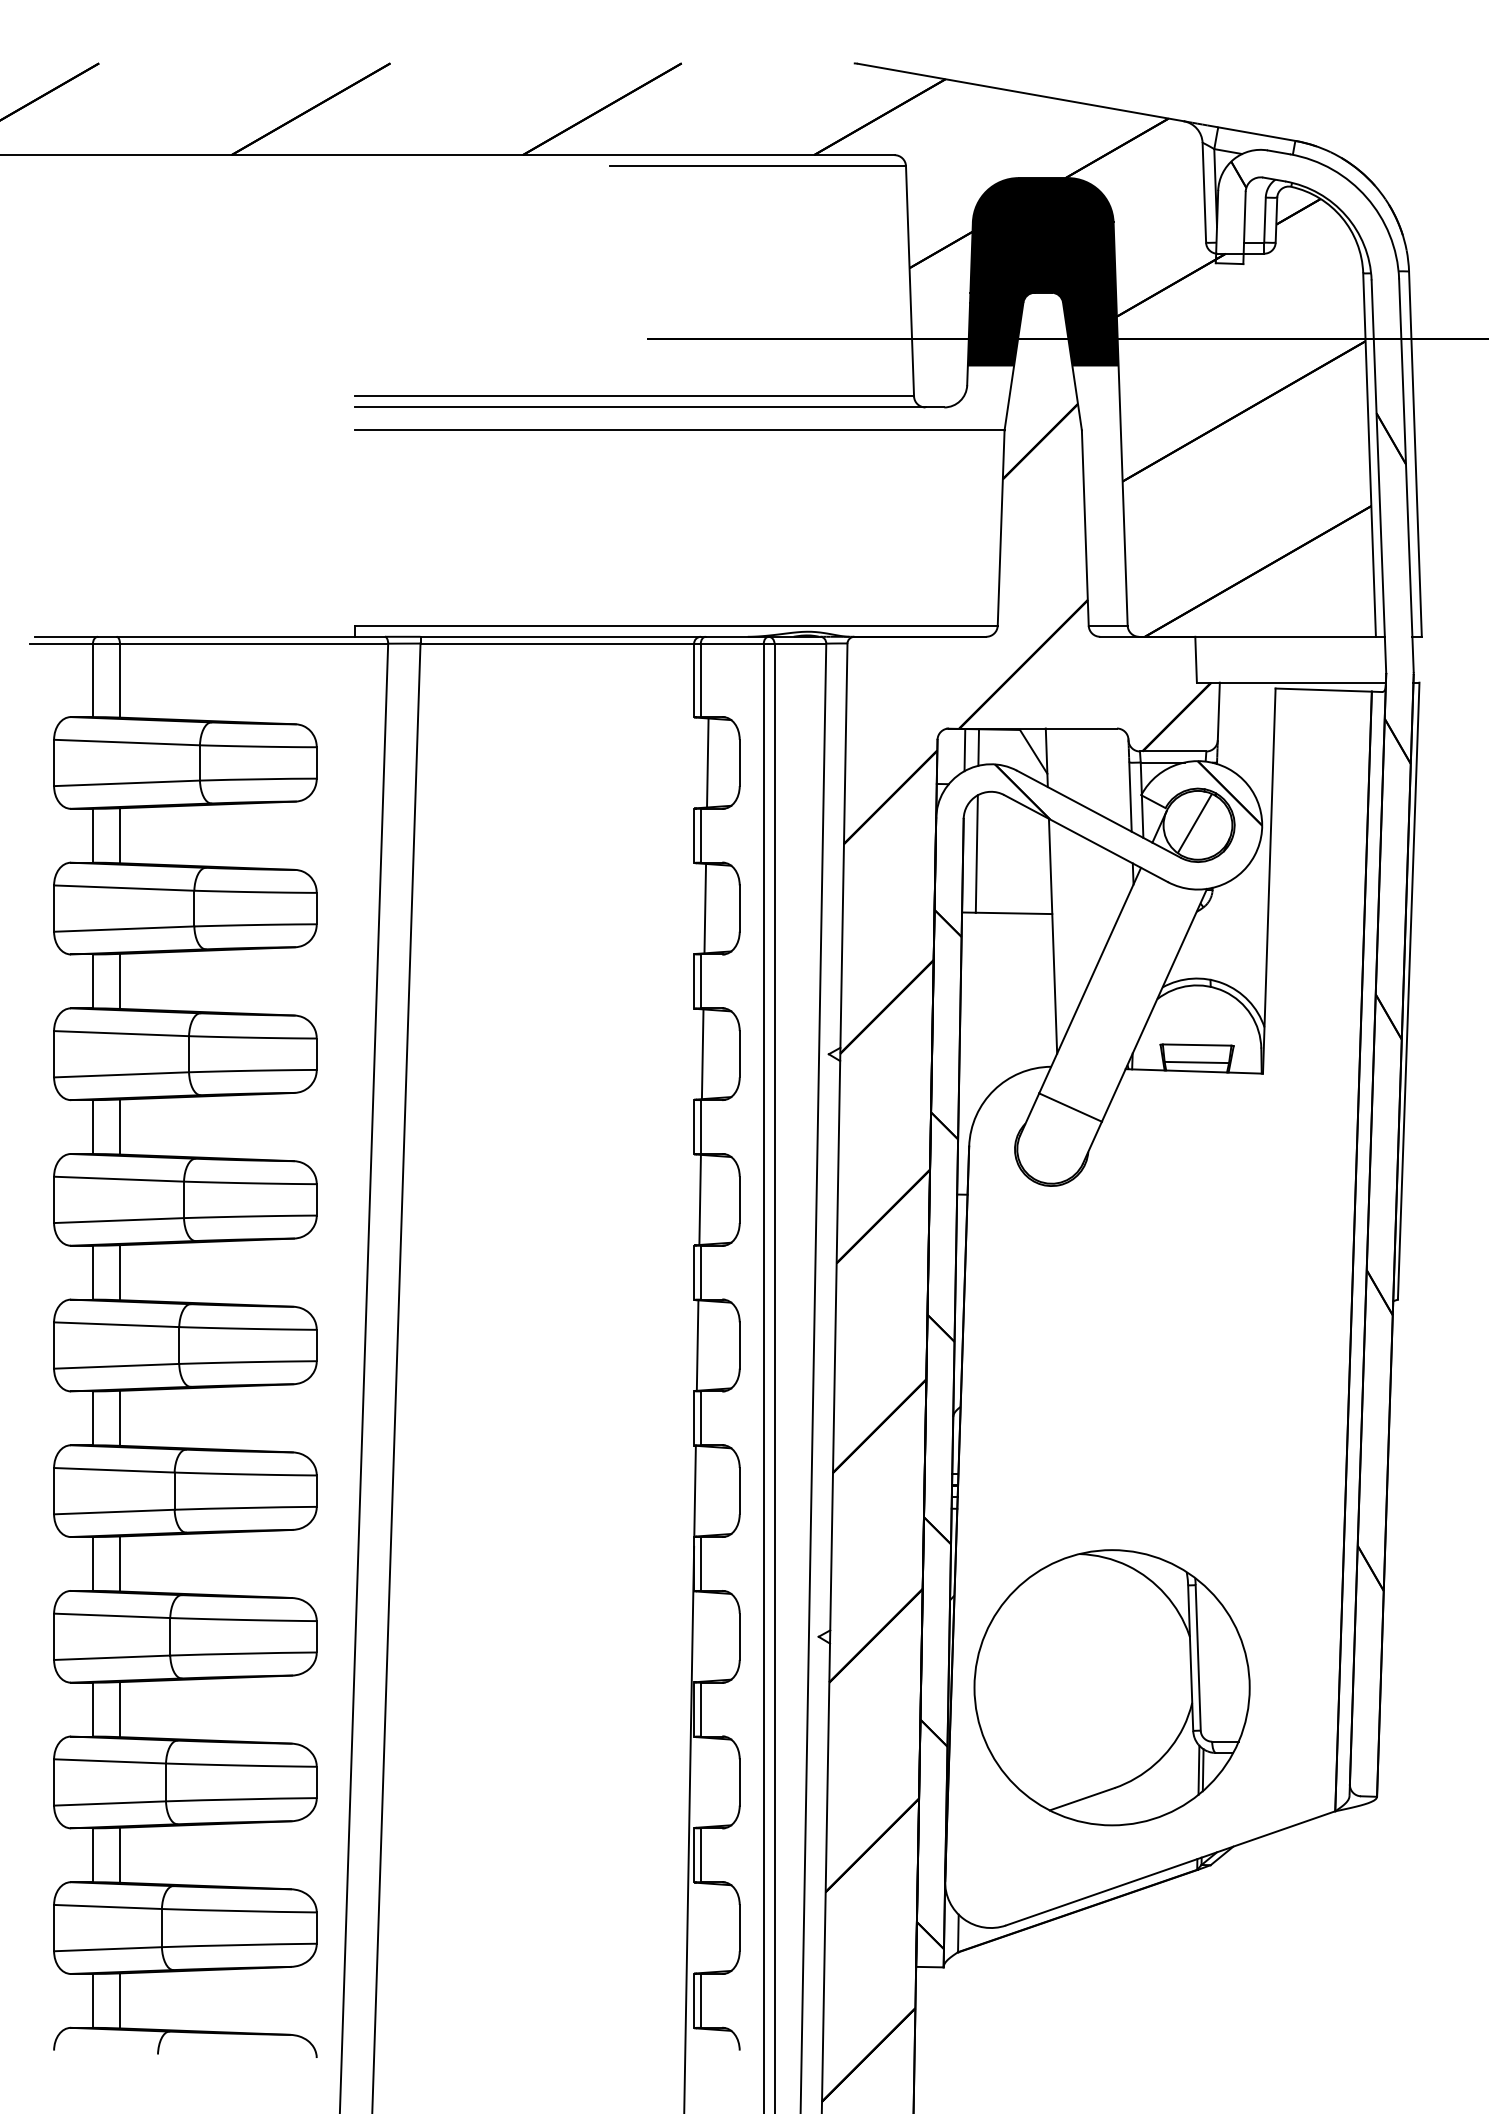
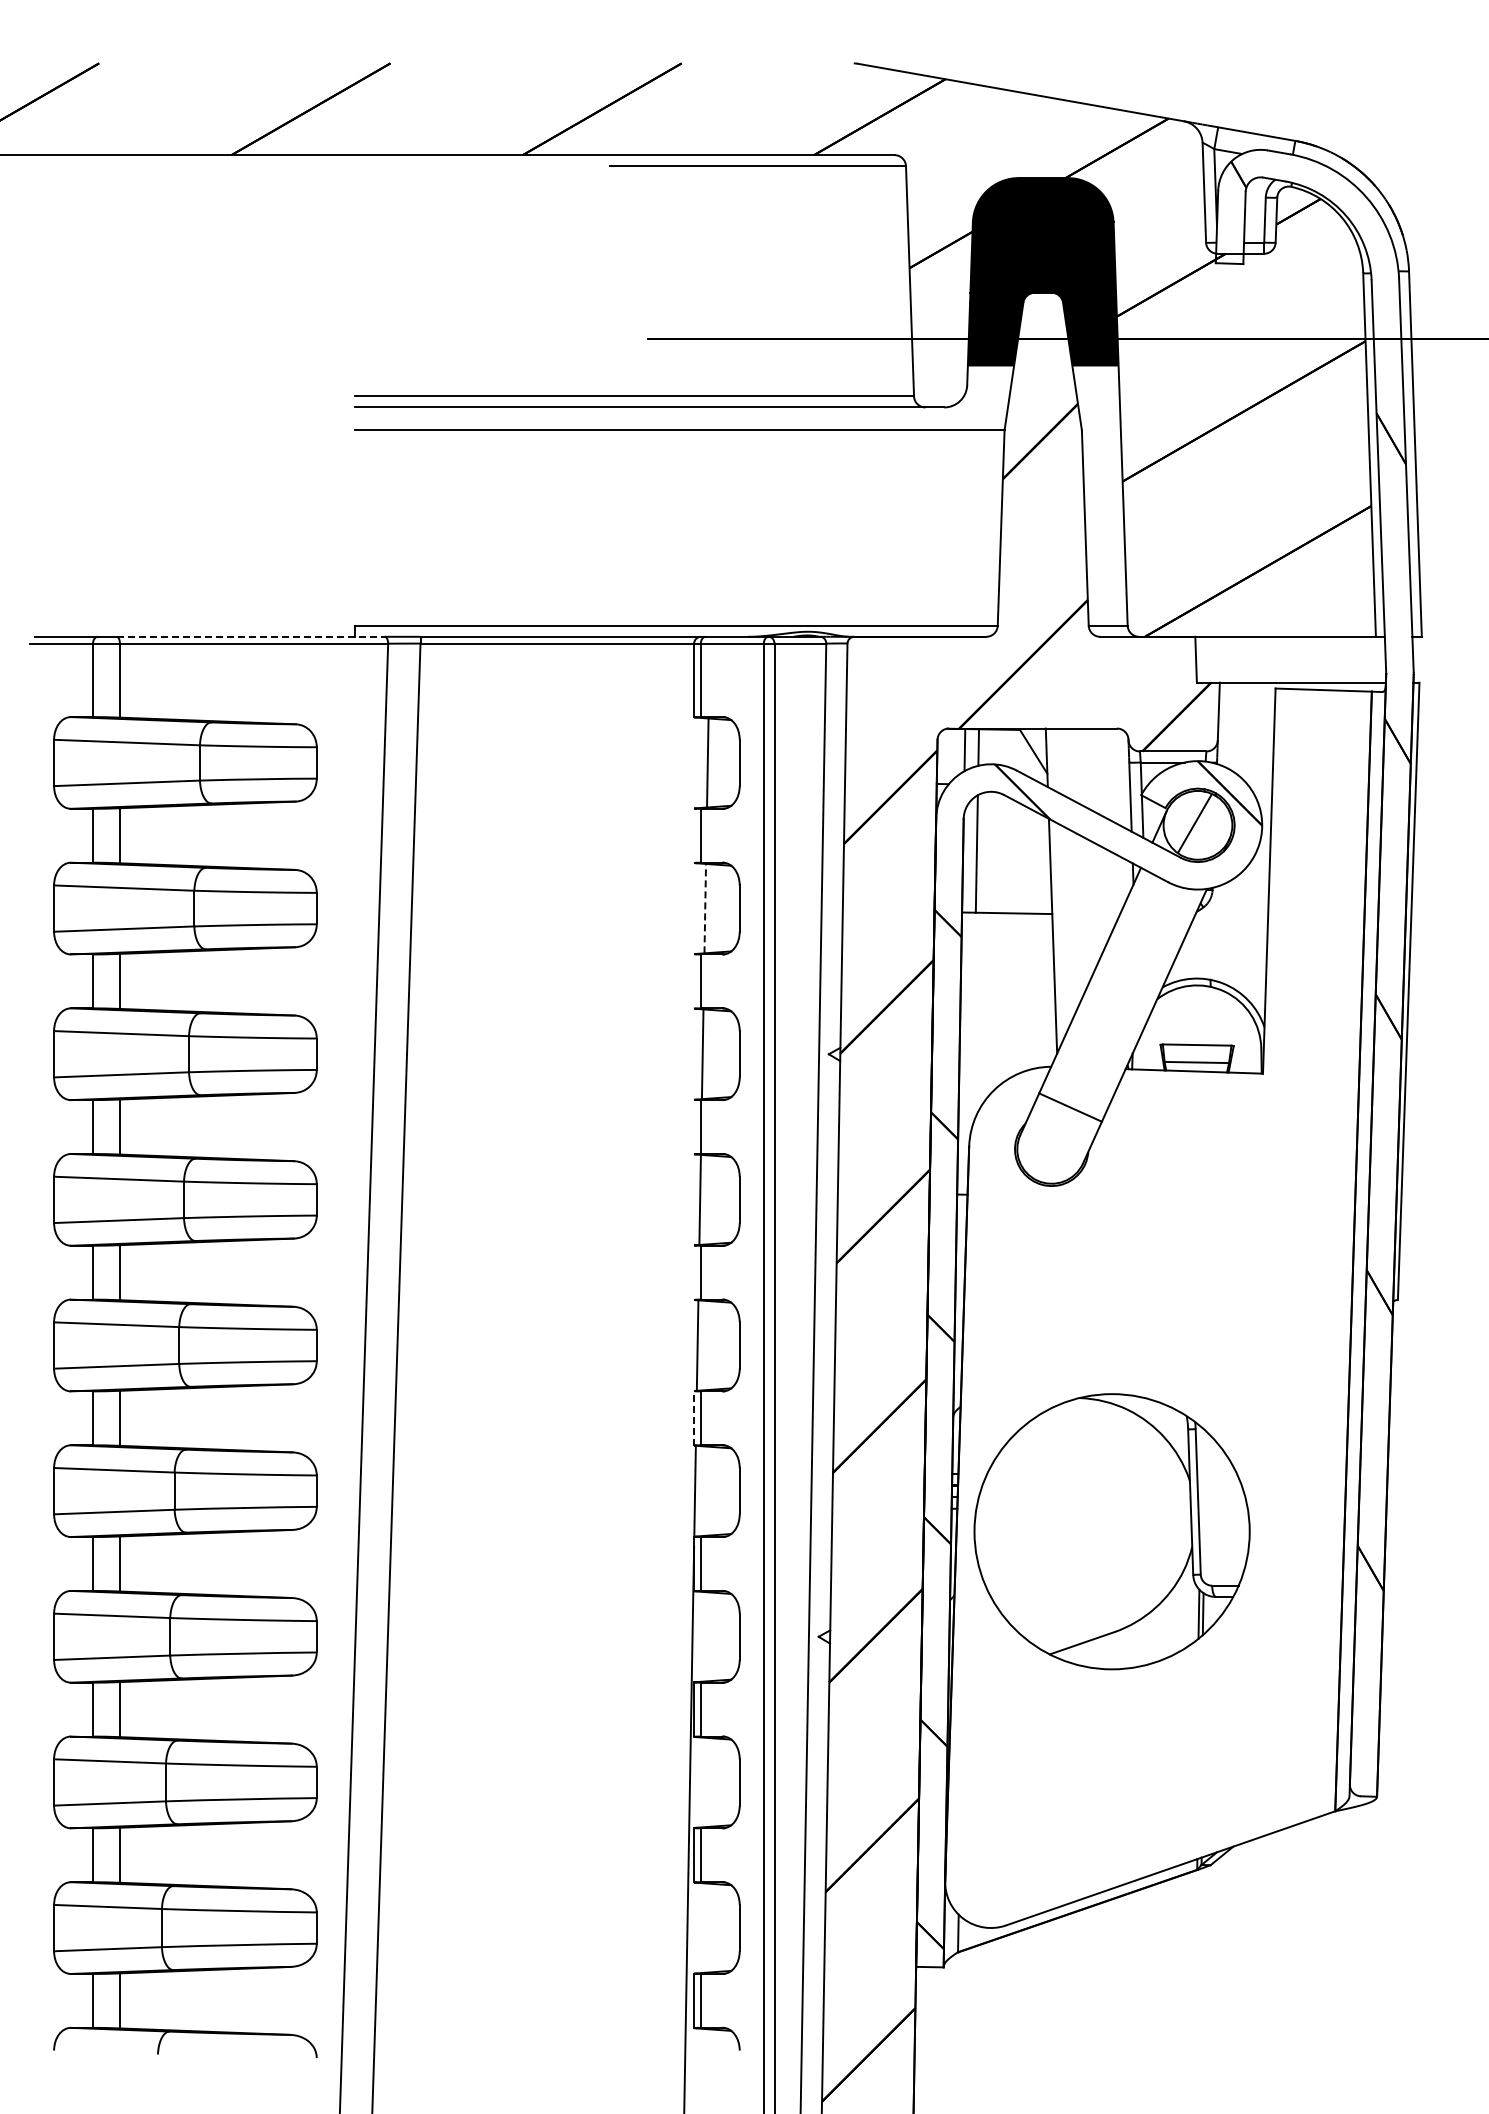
line: solid -> dashed (251, 636)
line: present -> none (694, 835)
line: solid -> dashed (705, 908)
line: present -> none (694, 981)
line: present -> none (694, 1126)
line: present -> none (694, 1272)
line: solid -> dashed (694, 1417)
part position: (1111, 1687) -> (1111, 1531) (1111, 1531)
